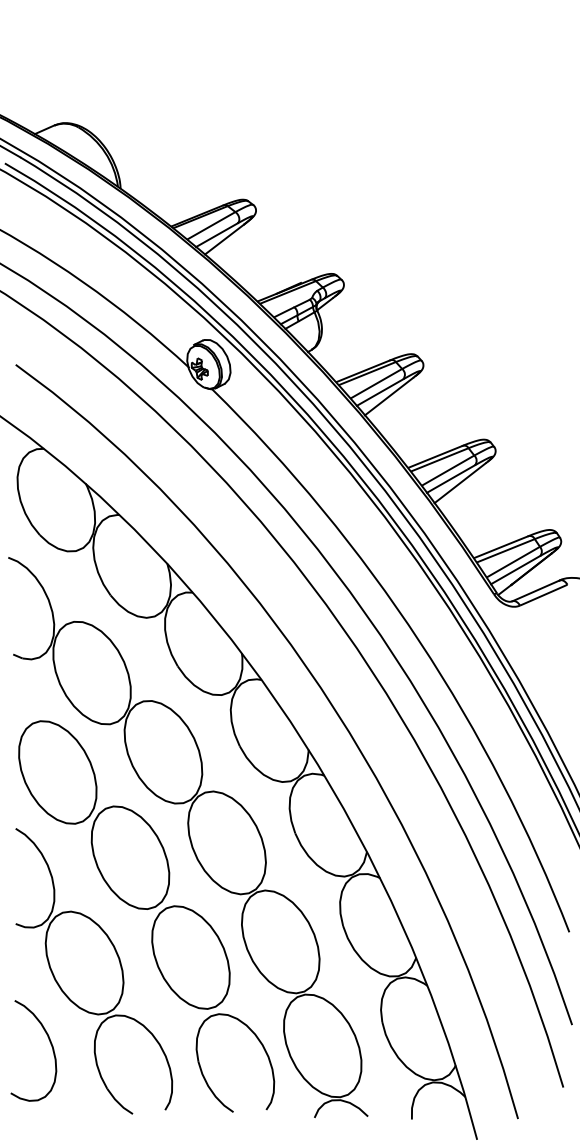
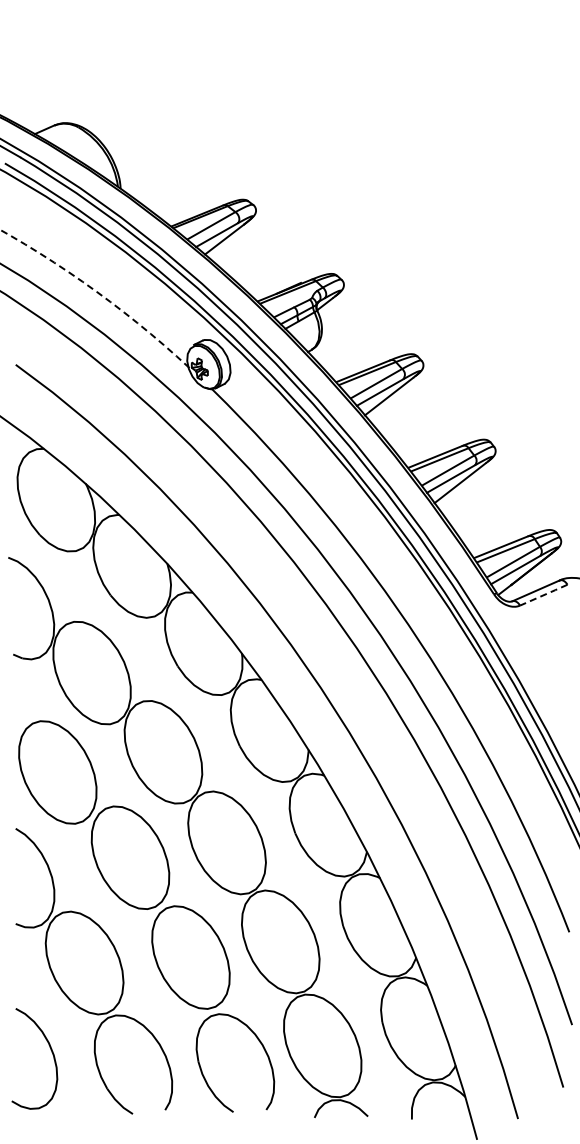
arc: solid -> dashed (98, 293)
line: solid -> dashed (544, 594)
curve position: (49, 1042) -> (50, 1050) (50, 1050)
